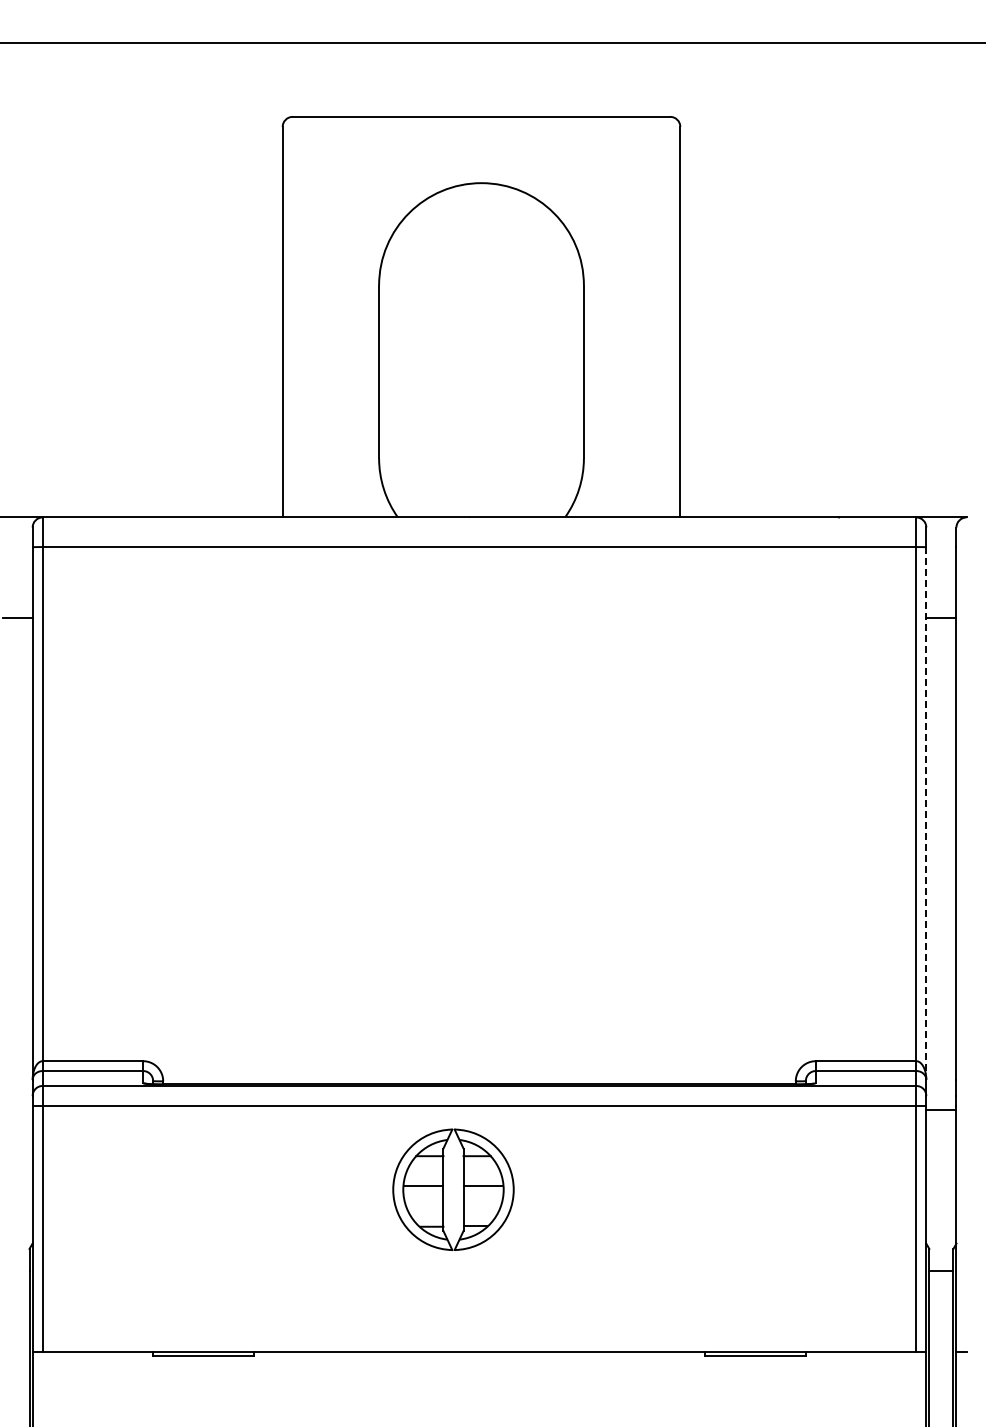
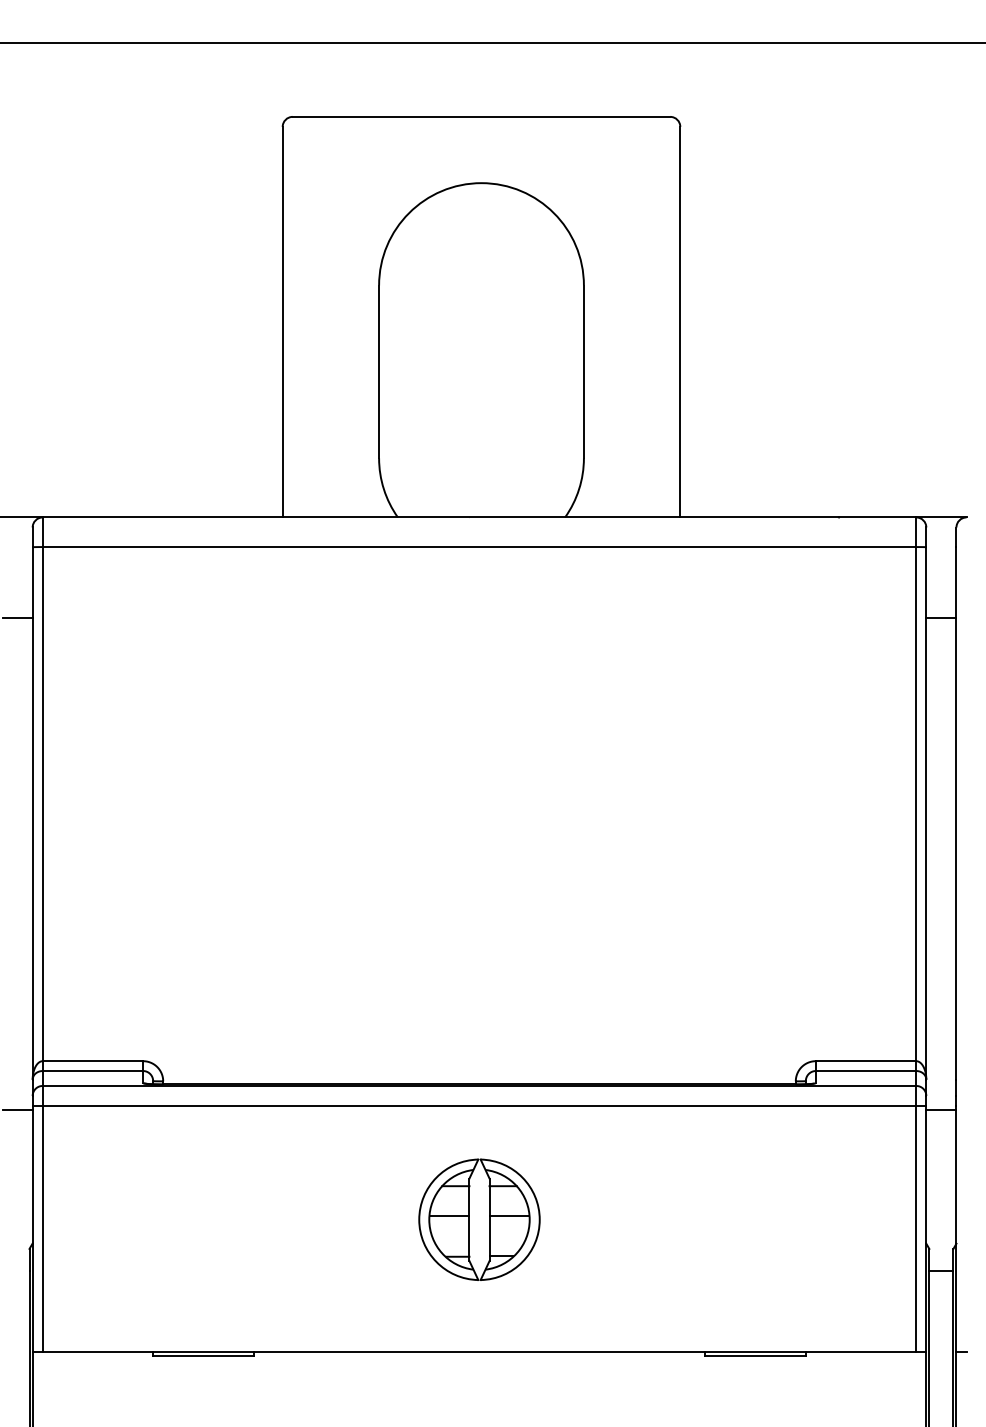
line: dashed -> solid (926, 814)
line: none -> present (17, 1109)
part position: (453, 1189) -> (479, 1219) (479, 1219)
